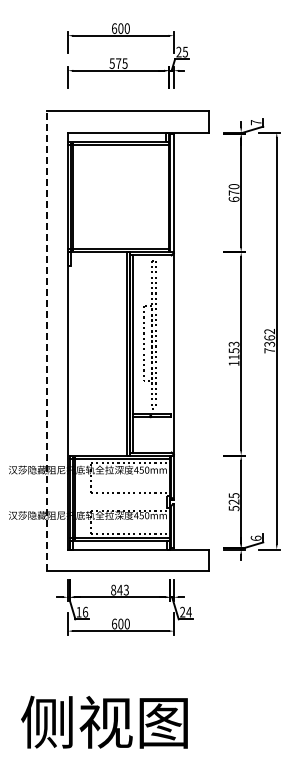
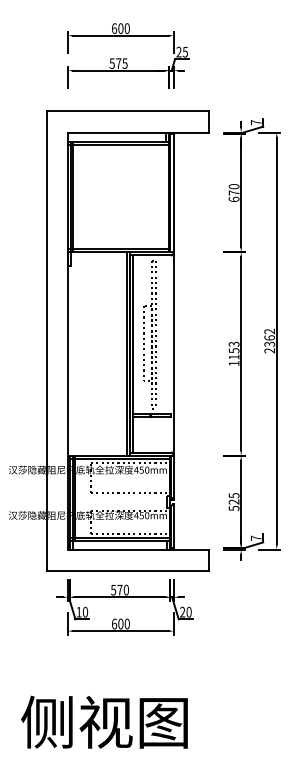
line: dashed -> solid (46, 341)
text: 7362 -> 2362 (269, 350)
text: 6 -> 7 (255, 537)
text: 843 -> 570 (119, 589)
text: 16 -> 10 (85, 611)
text: 24 -> 20 (188, 611)
